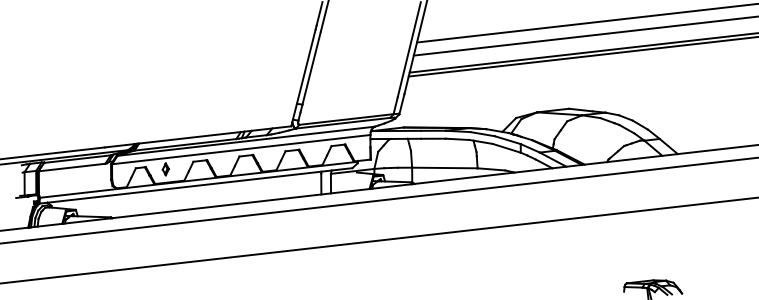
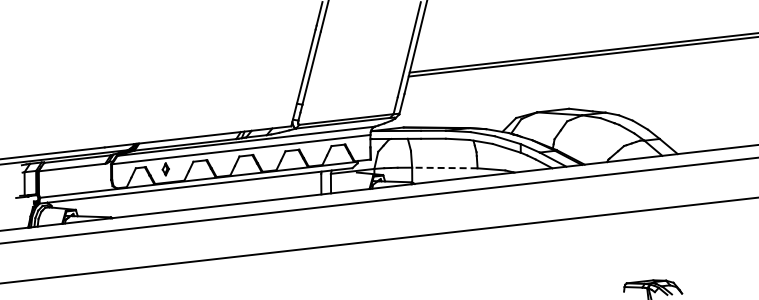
line: present -> none (586, 23)
line: present -> none (584, 35)
line: solid -> dashed (444, 168)
